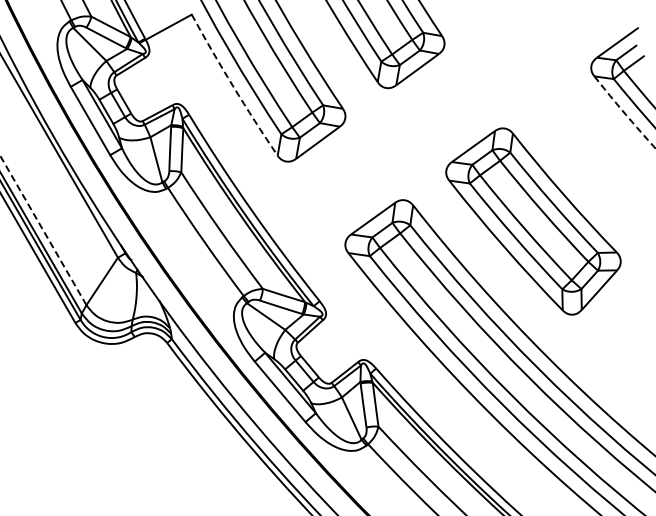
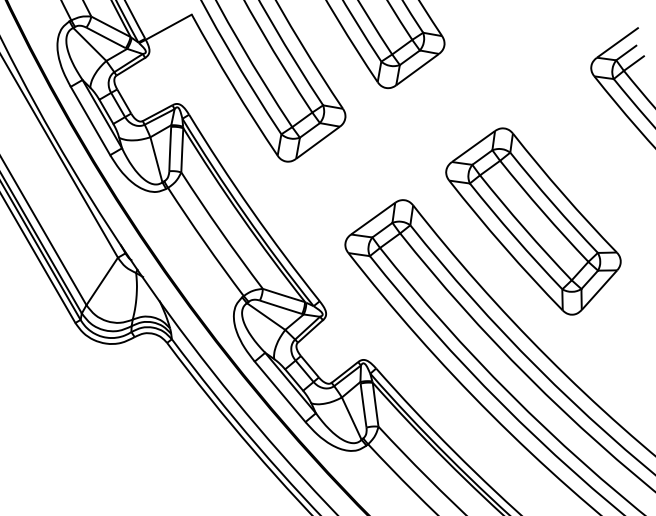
arc: dashed -> solid (233, 86)
arc: dashed -> solid (624, 113)
line: dashed -> solid (43, 230)
